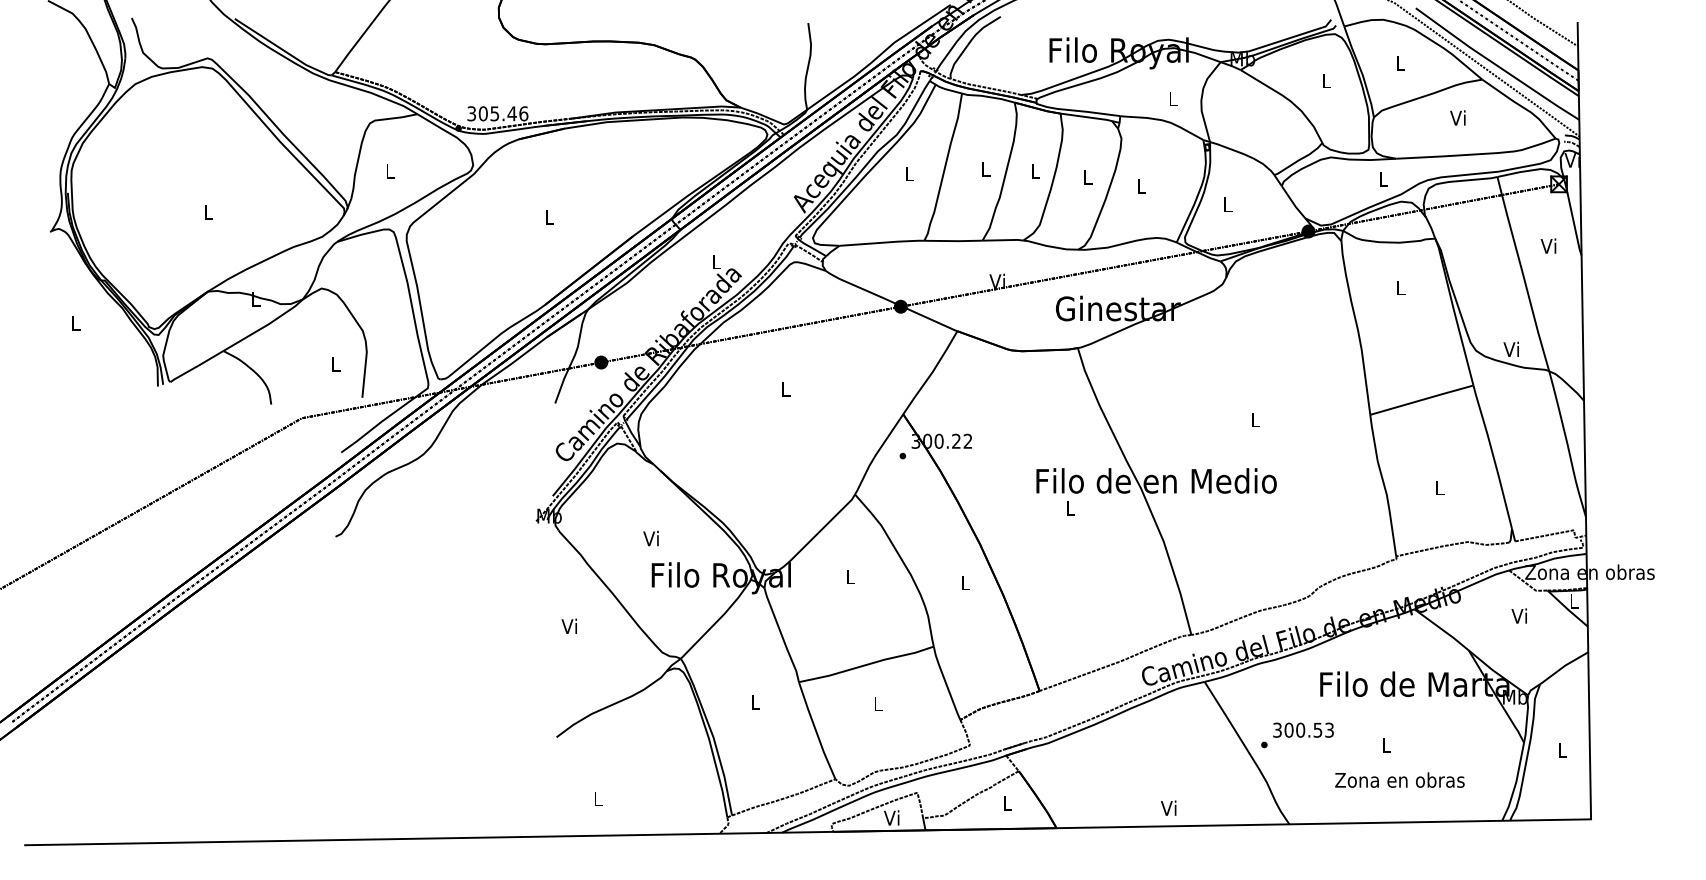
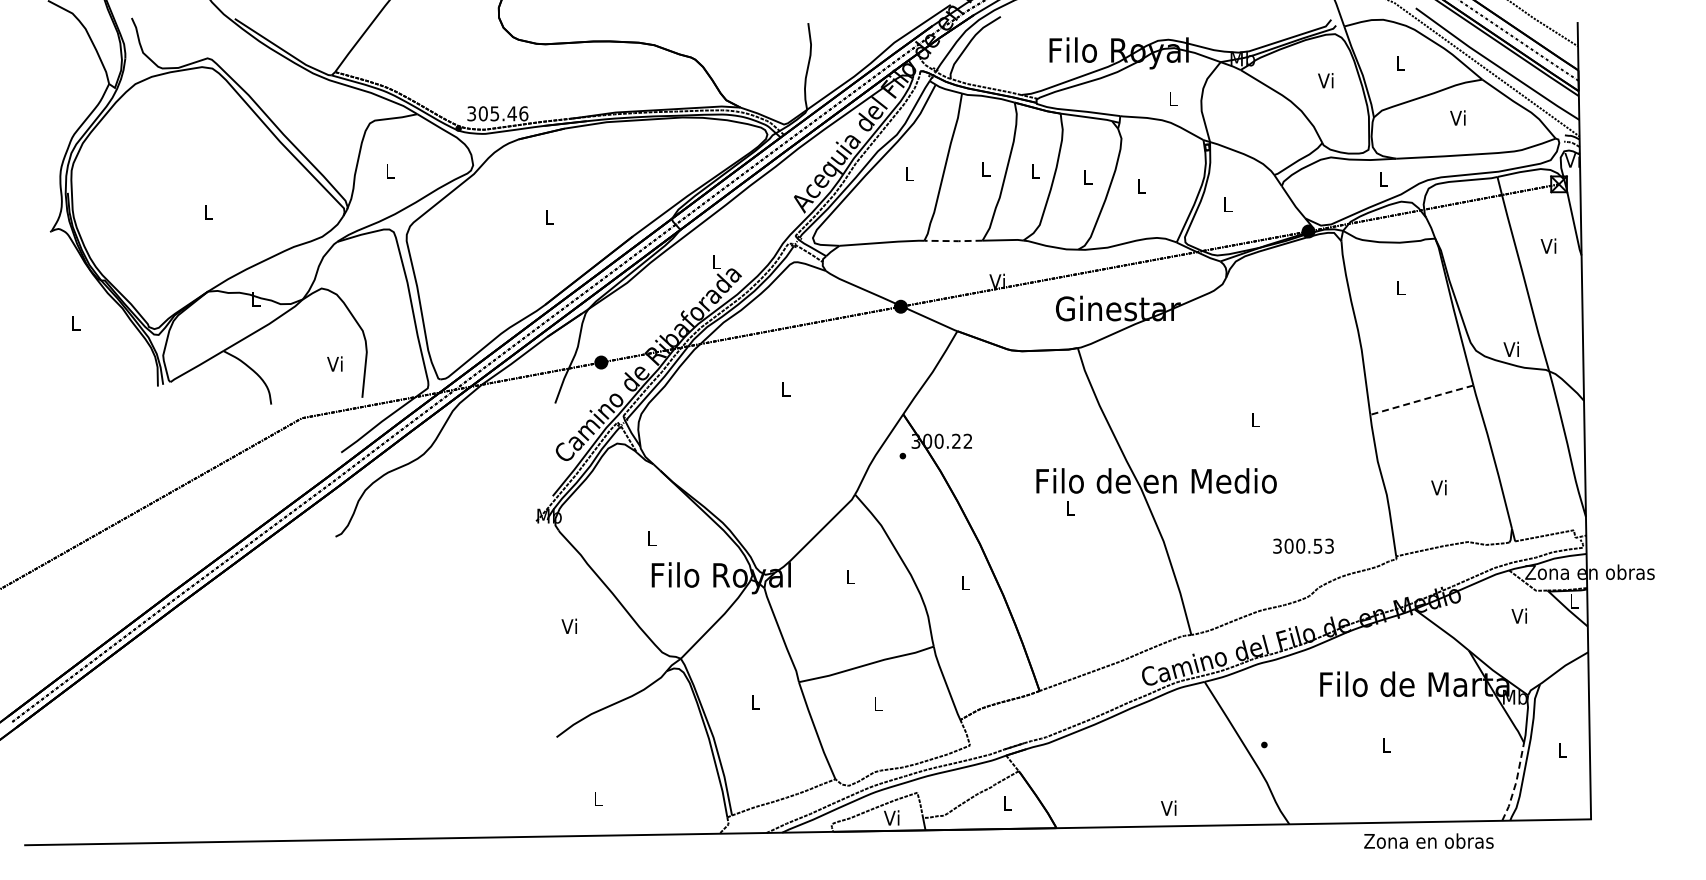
text: L -> Vi (1325, 80)
line: solid -> dashed (953, 241)
text: L -> Vi (334, 363)
line: solid -> dashed (1422, 400)
text: L -> Vi (1438, 487)
text: Vi -> L (650, 538)
text position: (1303, 729) -> (1303, 545) (1303, 545)
text position: (1399, 779) -> (1428, 840) (1428, 840)
line: solid -> dashed (1516, 782)
